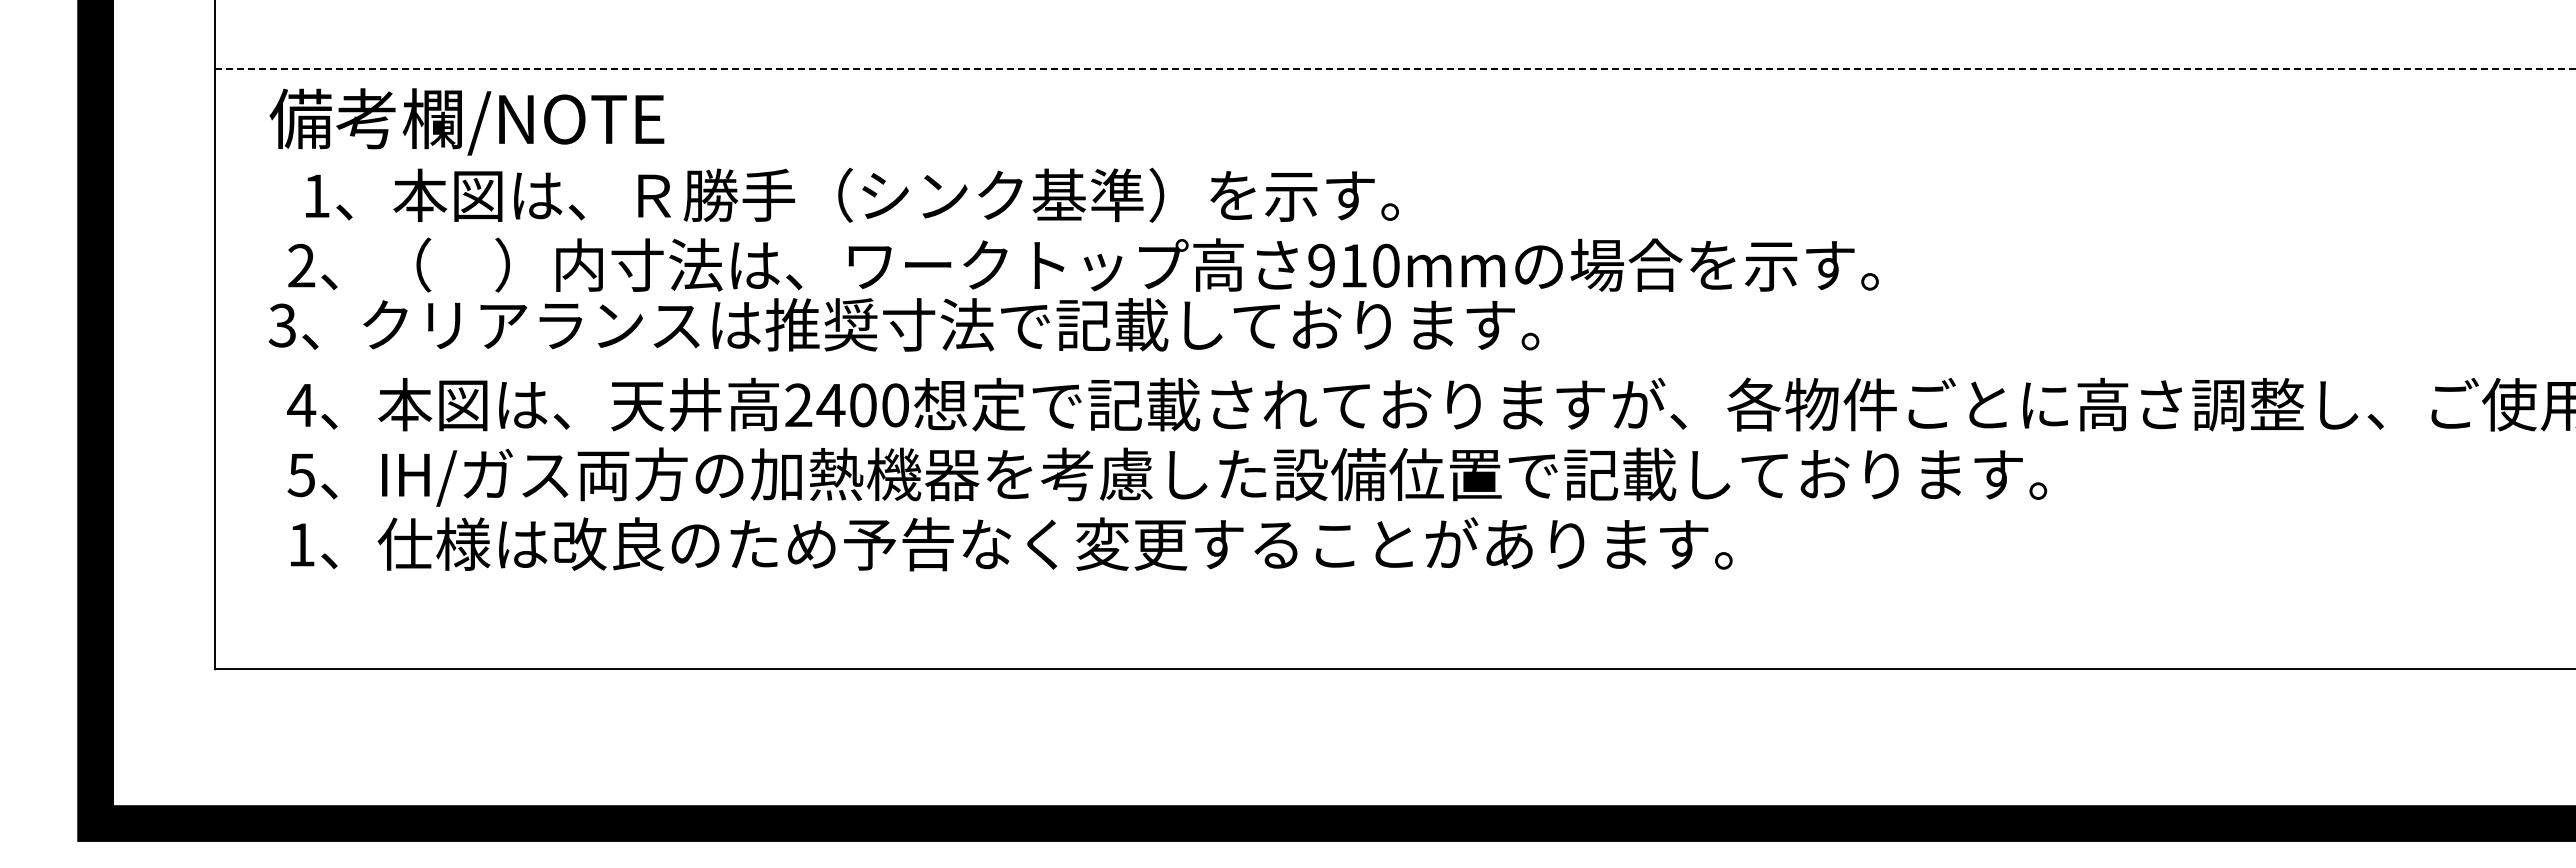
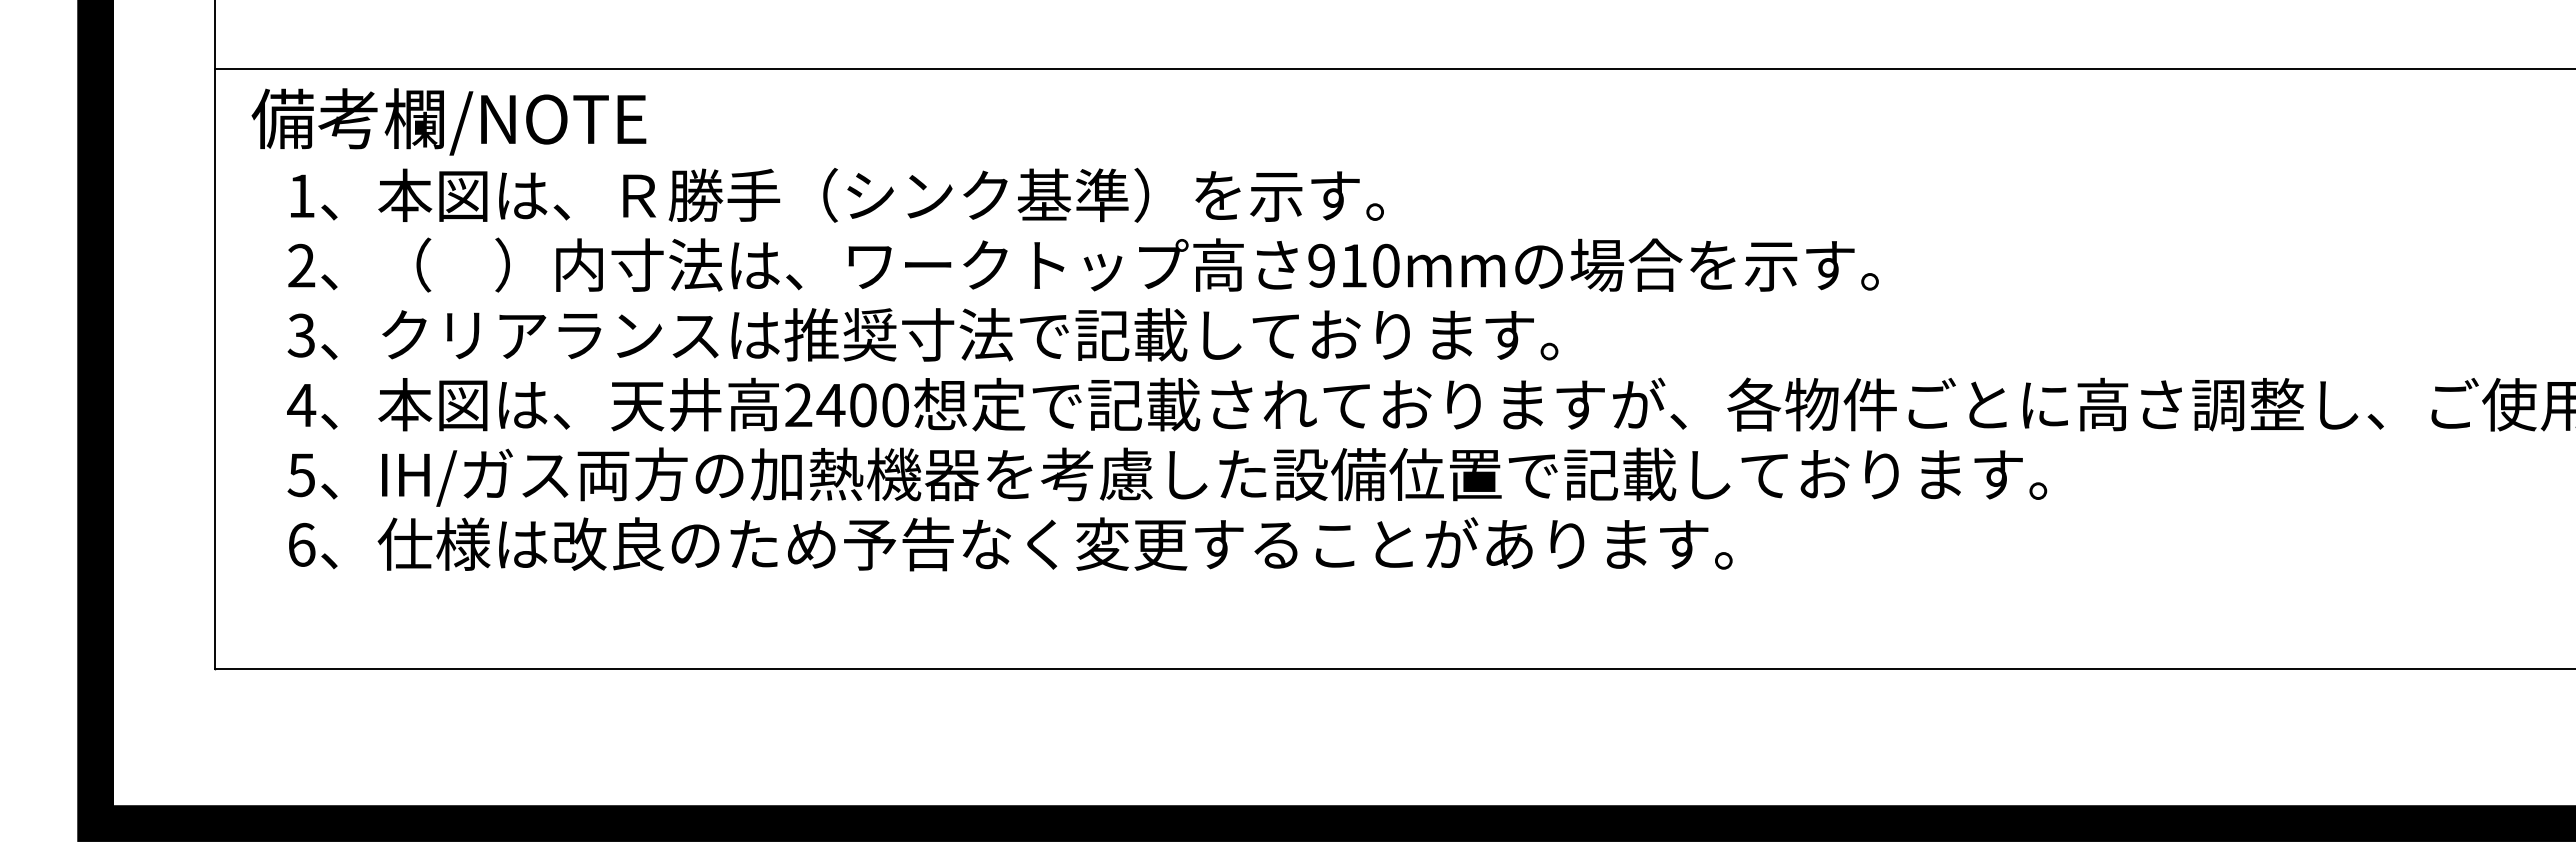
line: dashed -> solid (1395, 69)
text position: (466, 121) -> (448, 121) (448, 121)
text position: (852, 194) -> (837, 194) (837, 194)
text position: (903, 324) -> (922, 334) (922, 334)
text: 1 -> 6 (302, 544)
